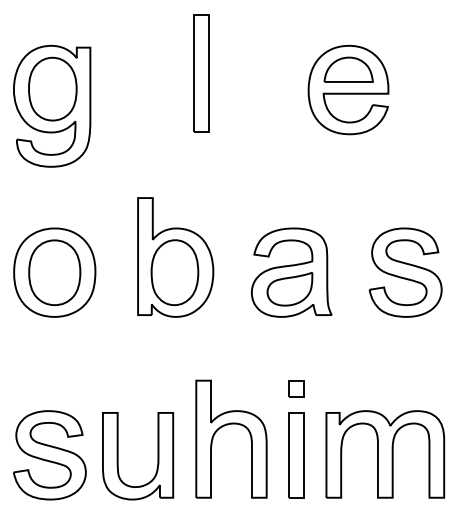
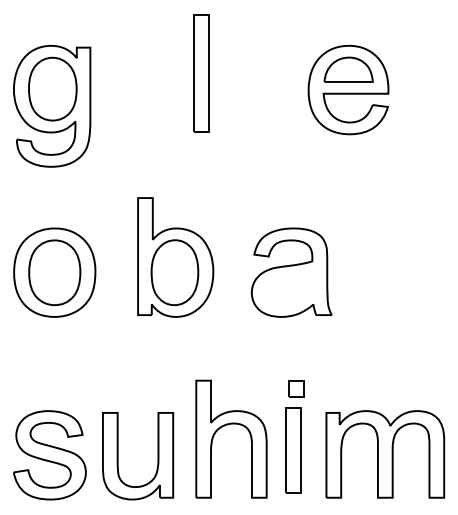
part: present -> none (405, 272)
part: present -> none (289, 289)
part position: (296, 455) -> (293, 450) (293, 450)
